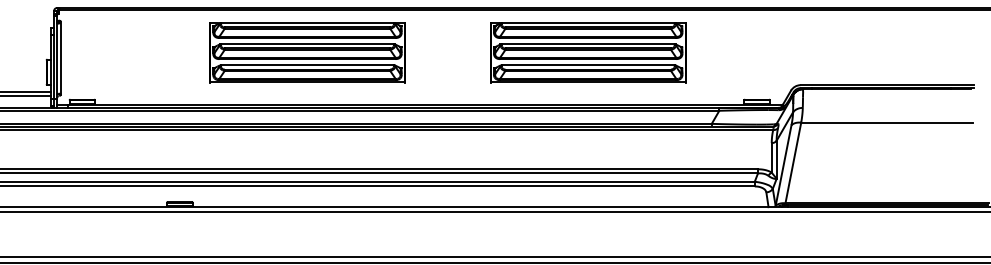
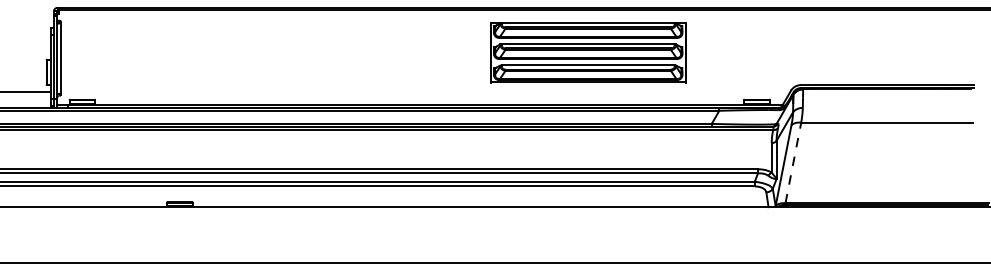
part: present -> none (307, 52)
line: present -> none (26, 95)
line: solid -> dashed (793, 162)
line: present -> none (494, 211)
line: present -> none (494, 256)
